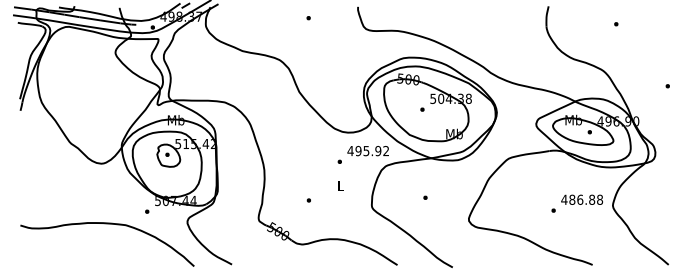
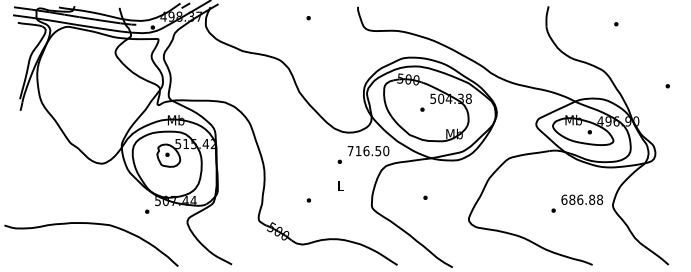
text: 495.92 -> 716.50 (368, 150)
text: 486.88 -> 686.88 (564, 199)
curve position: (107, 224) -> (91, 224) (91, 224)
